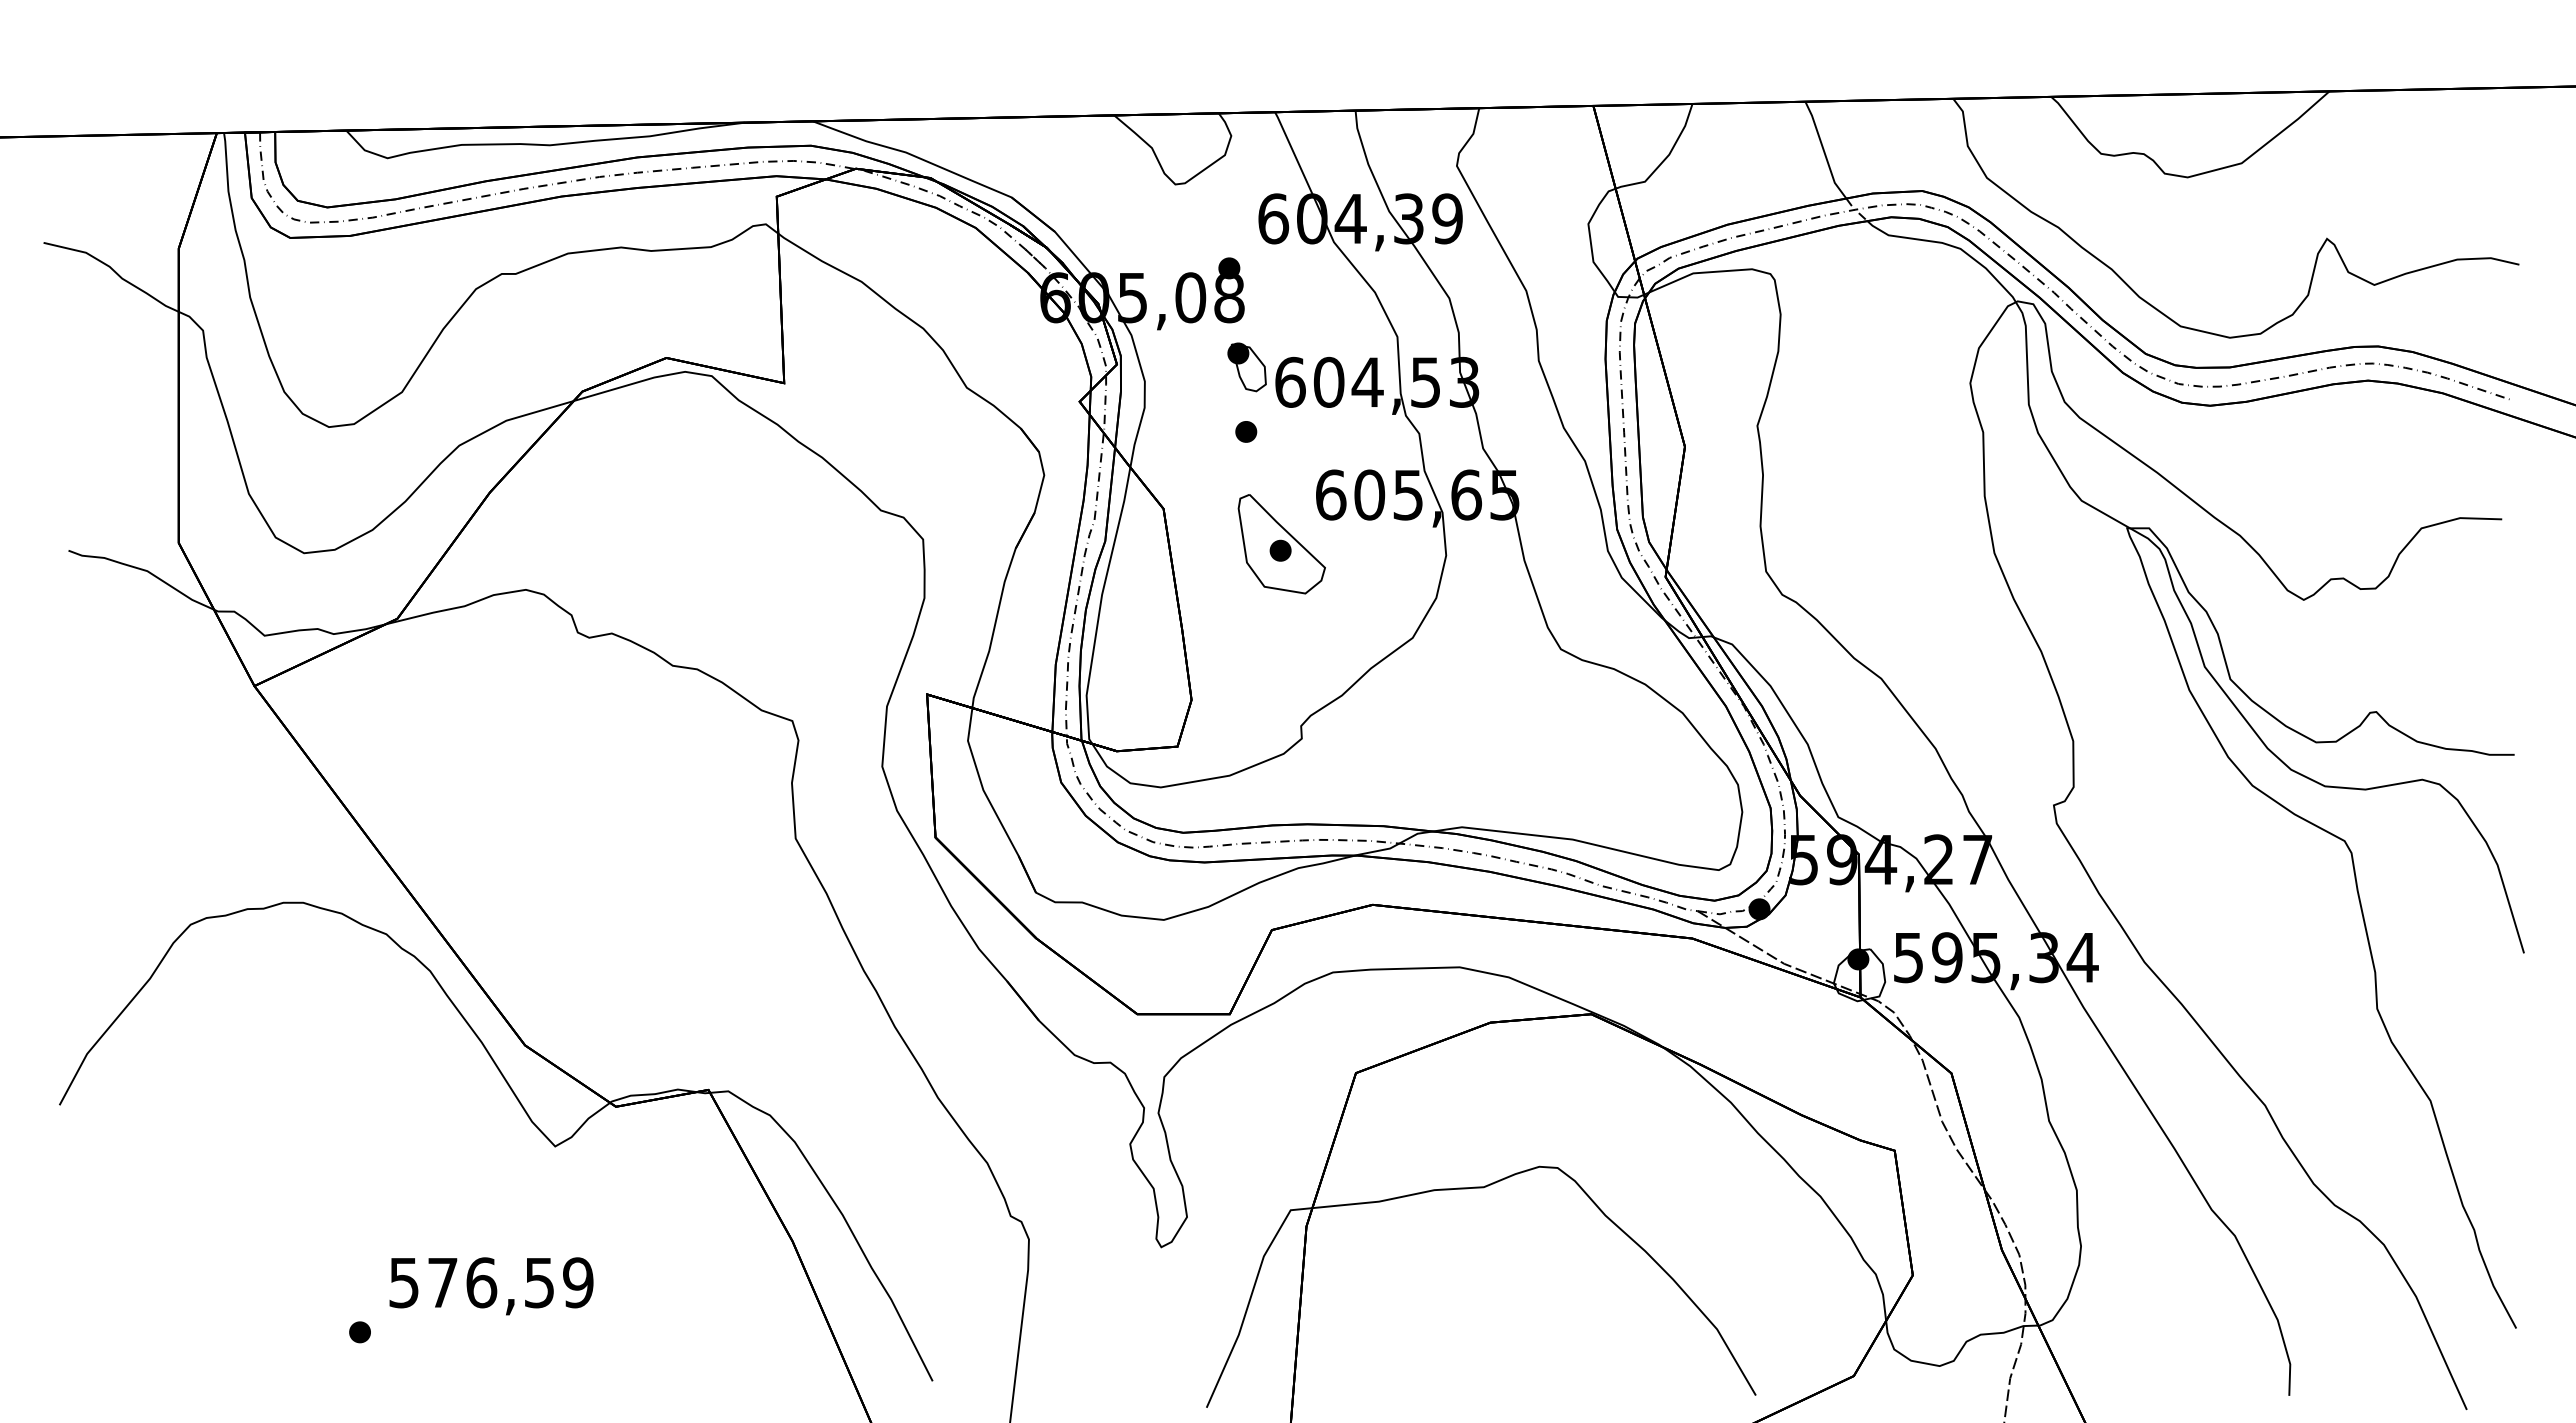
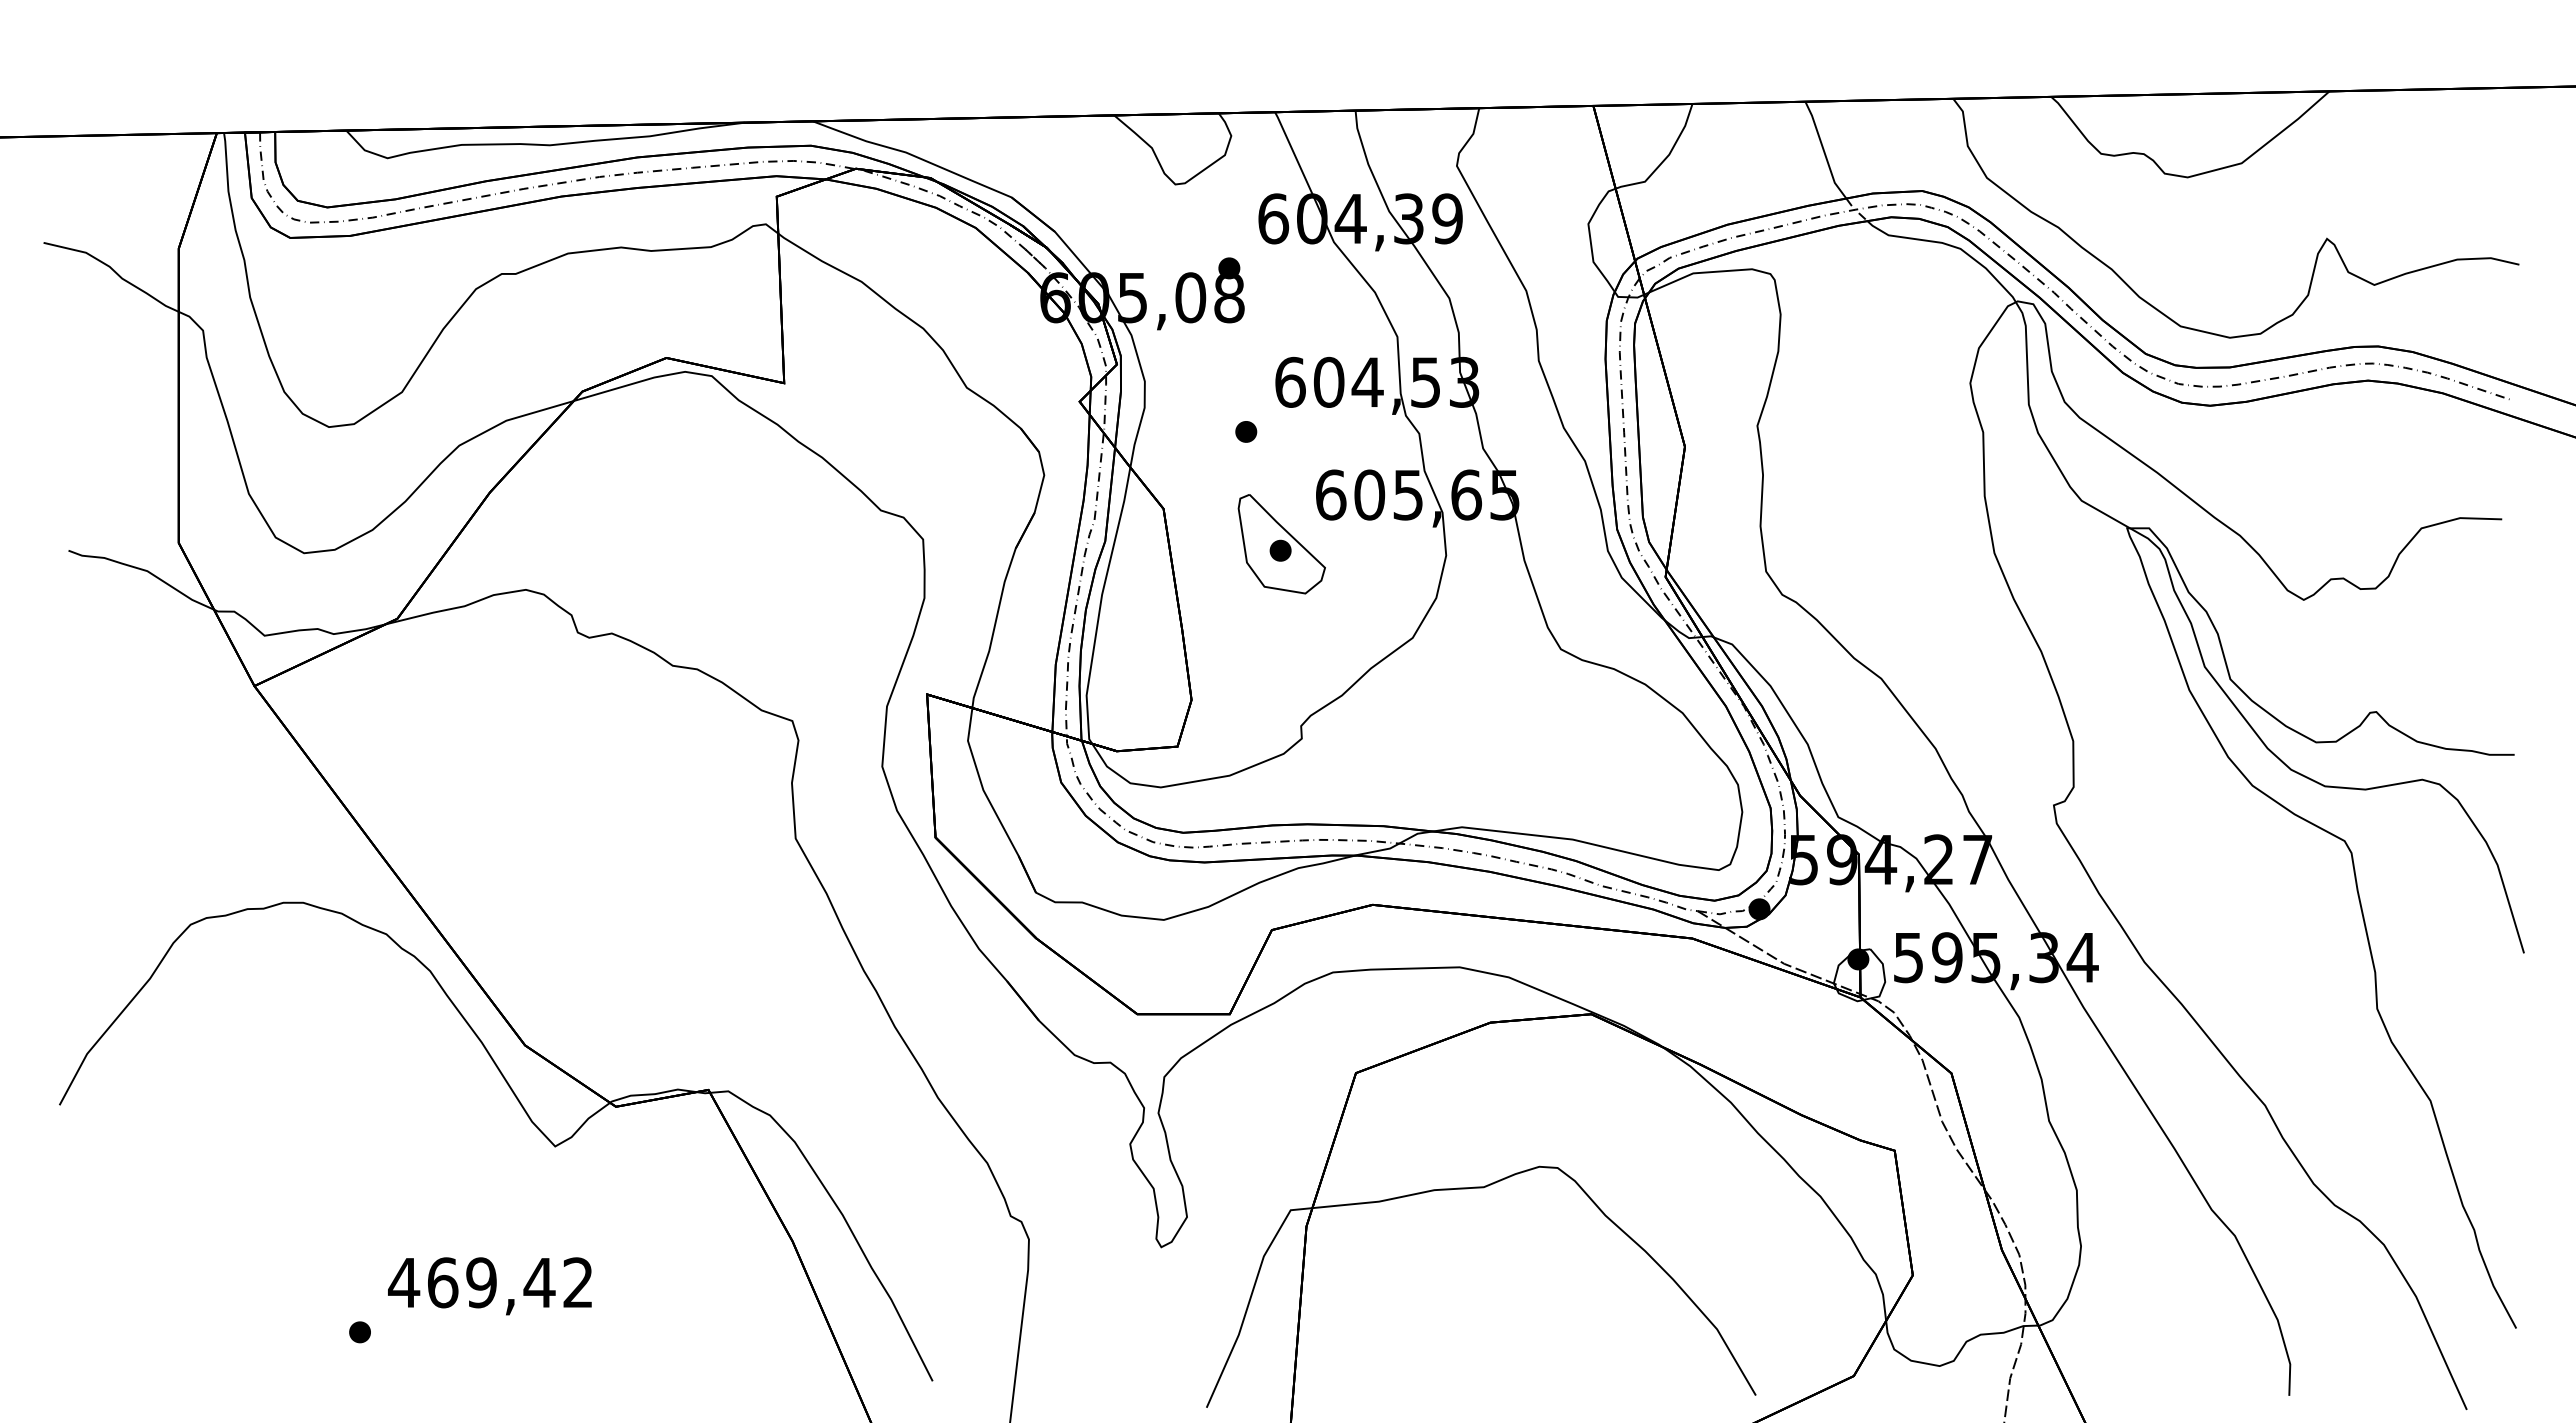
part: present -> none (1246, 367)
text: 576,59 -> 469,42 (490, 1282)
